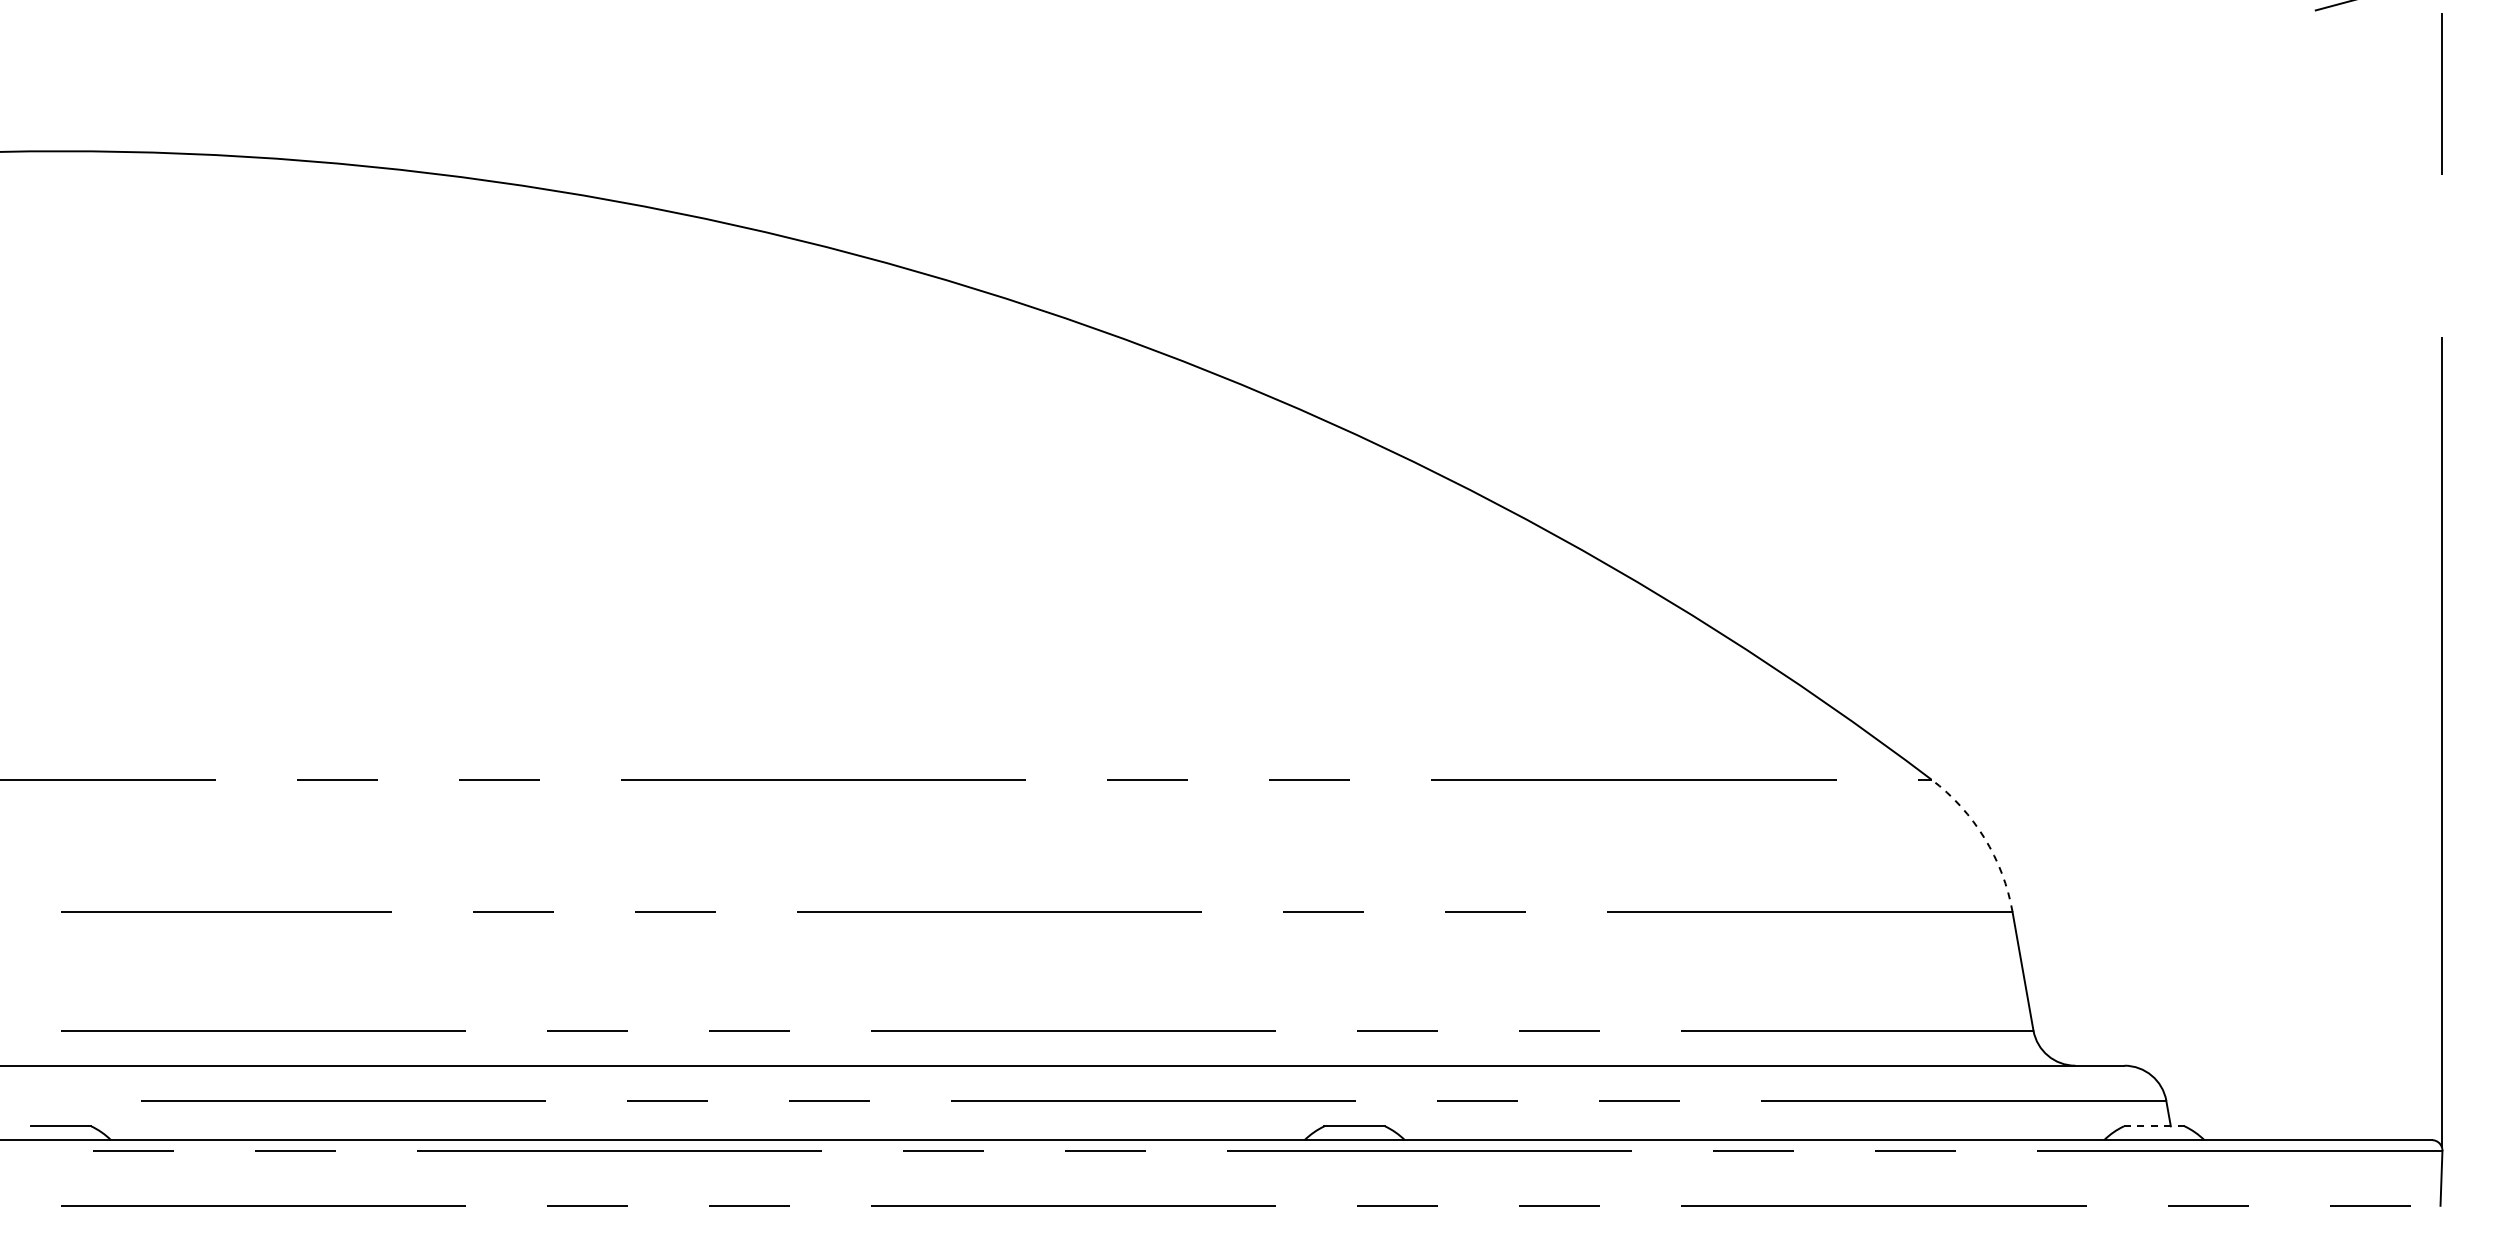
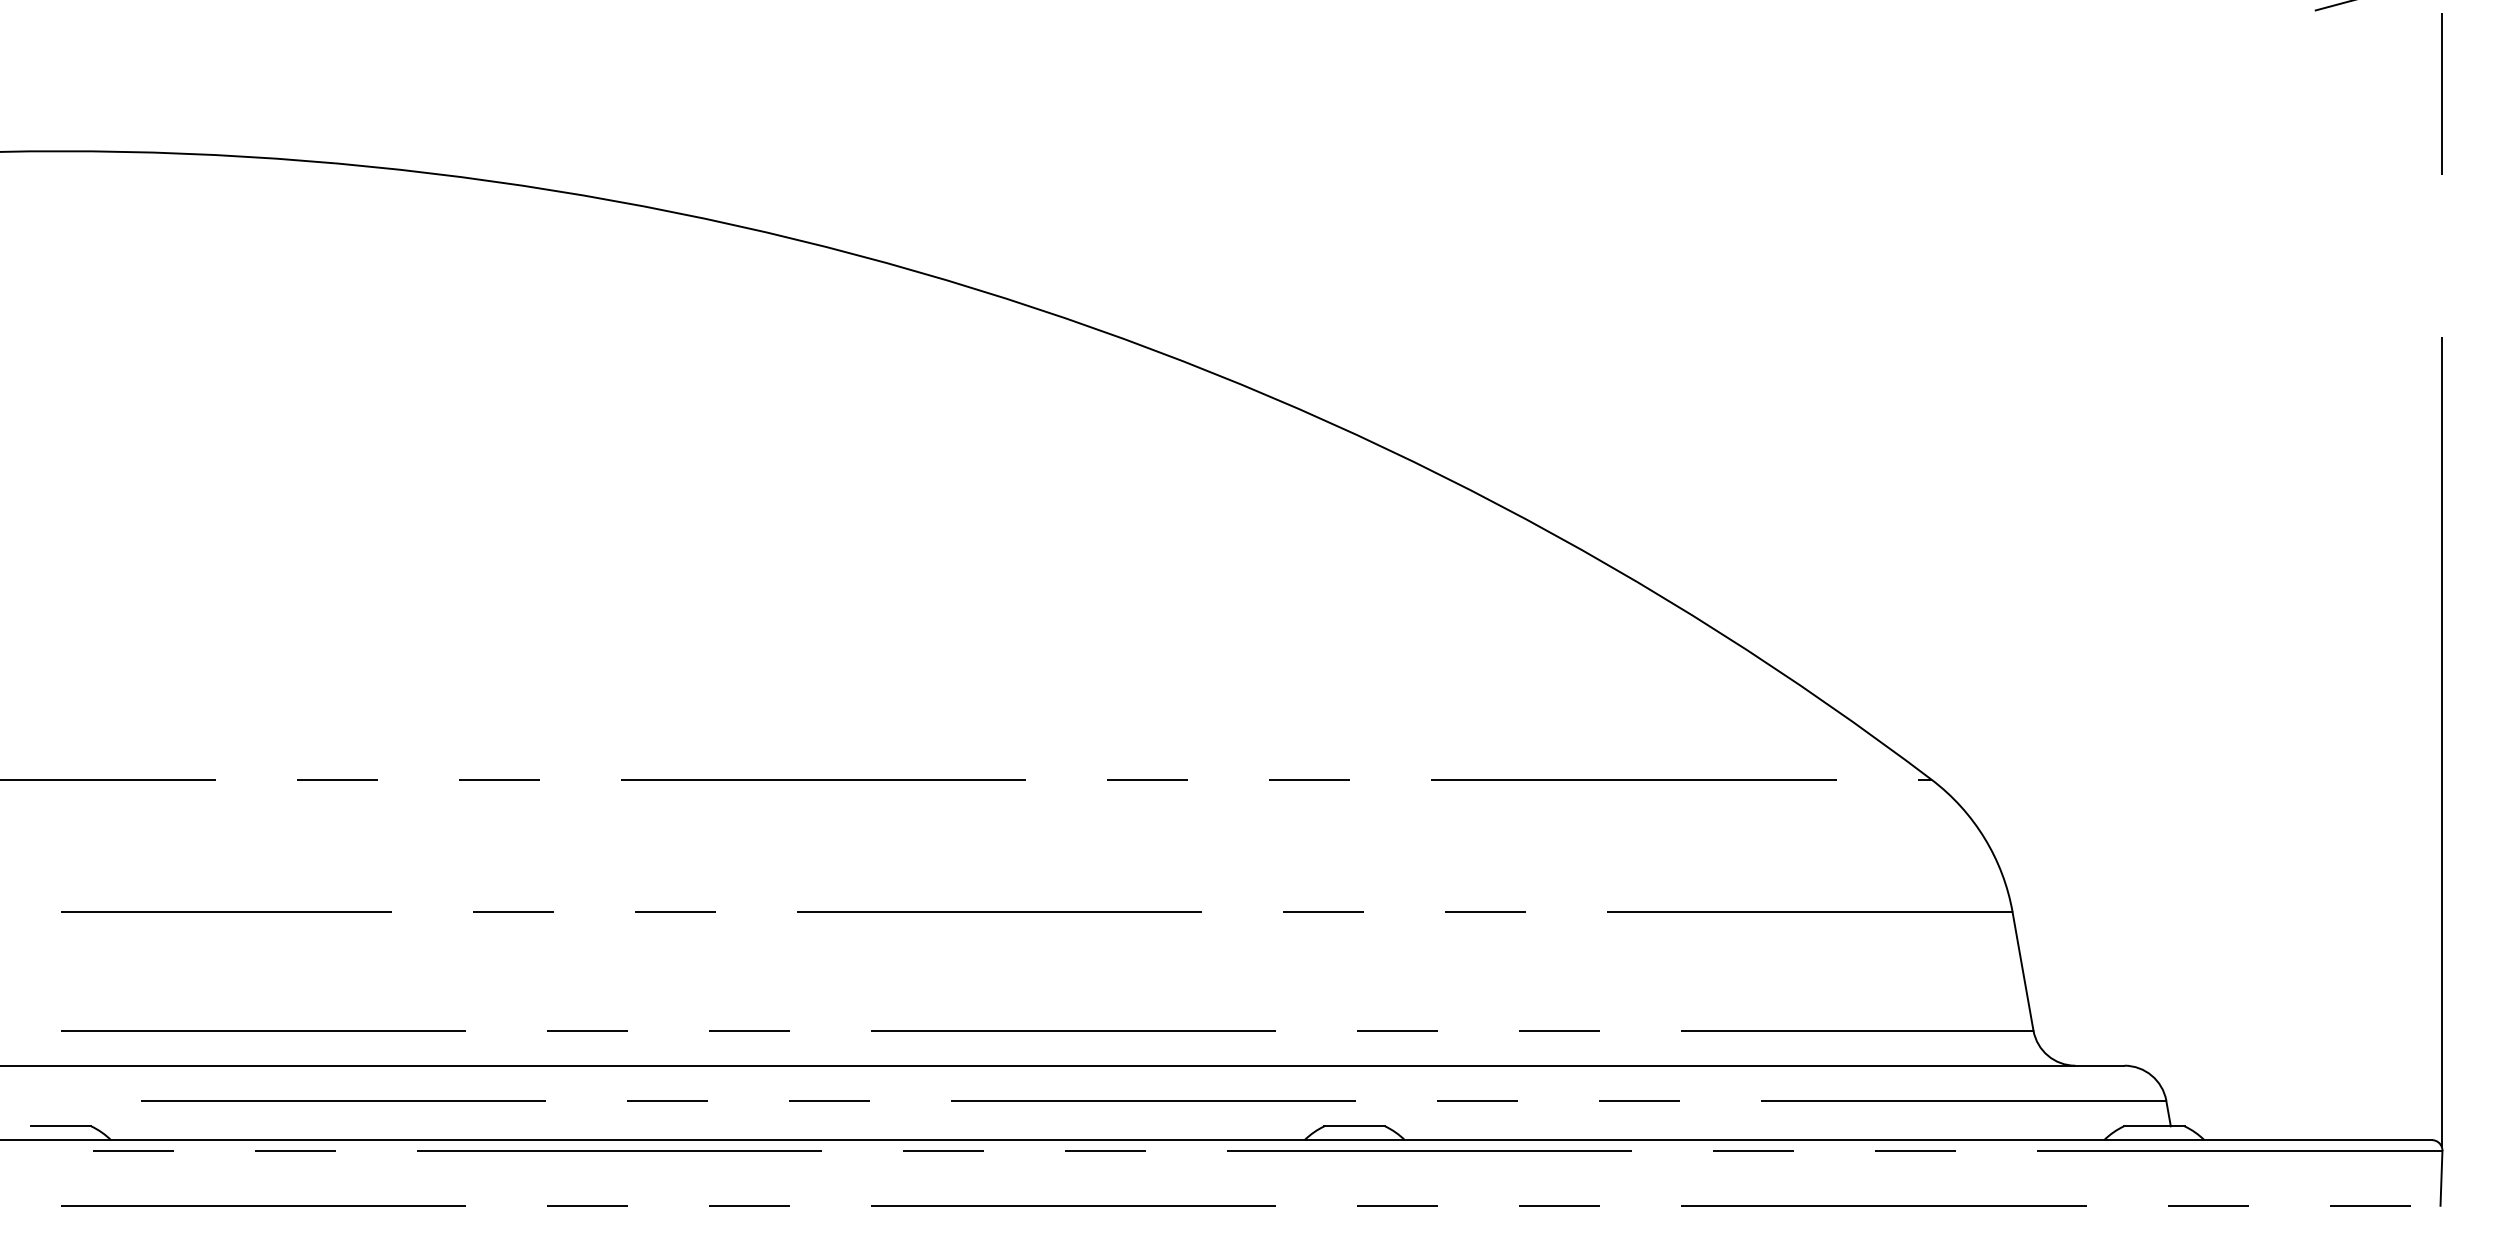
arc: dashed -> solid (1984, 838)
line: dashed -> solid (2154, 1126)
